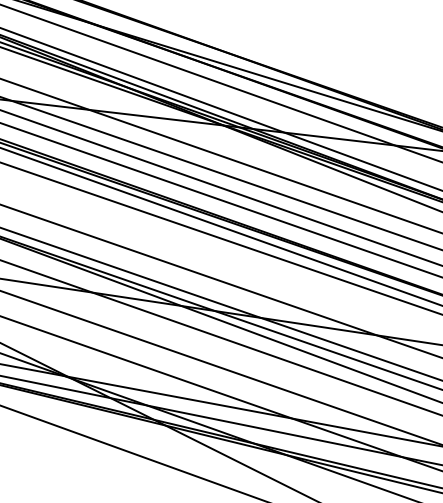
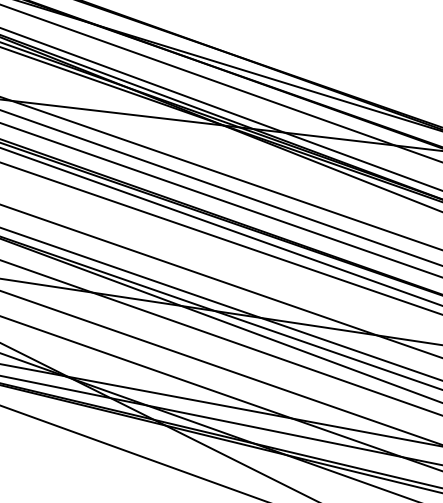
line: present -> none (220, 155)
